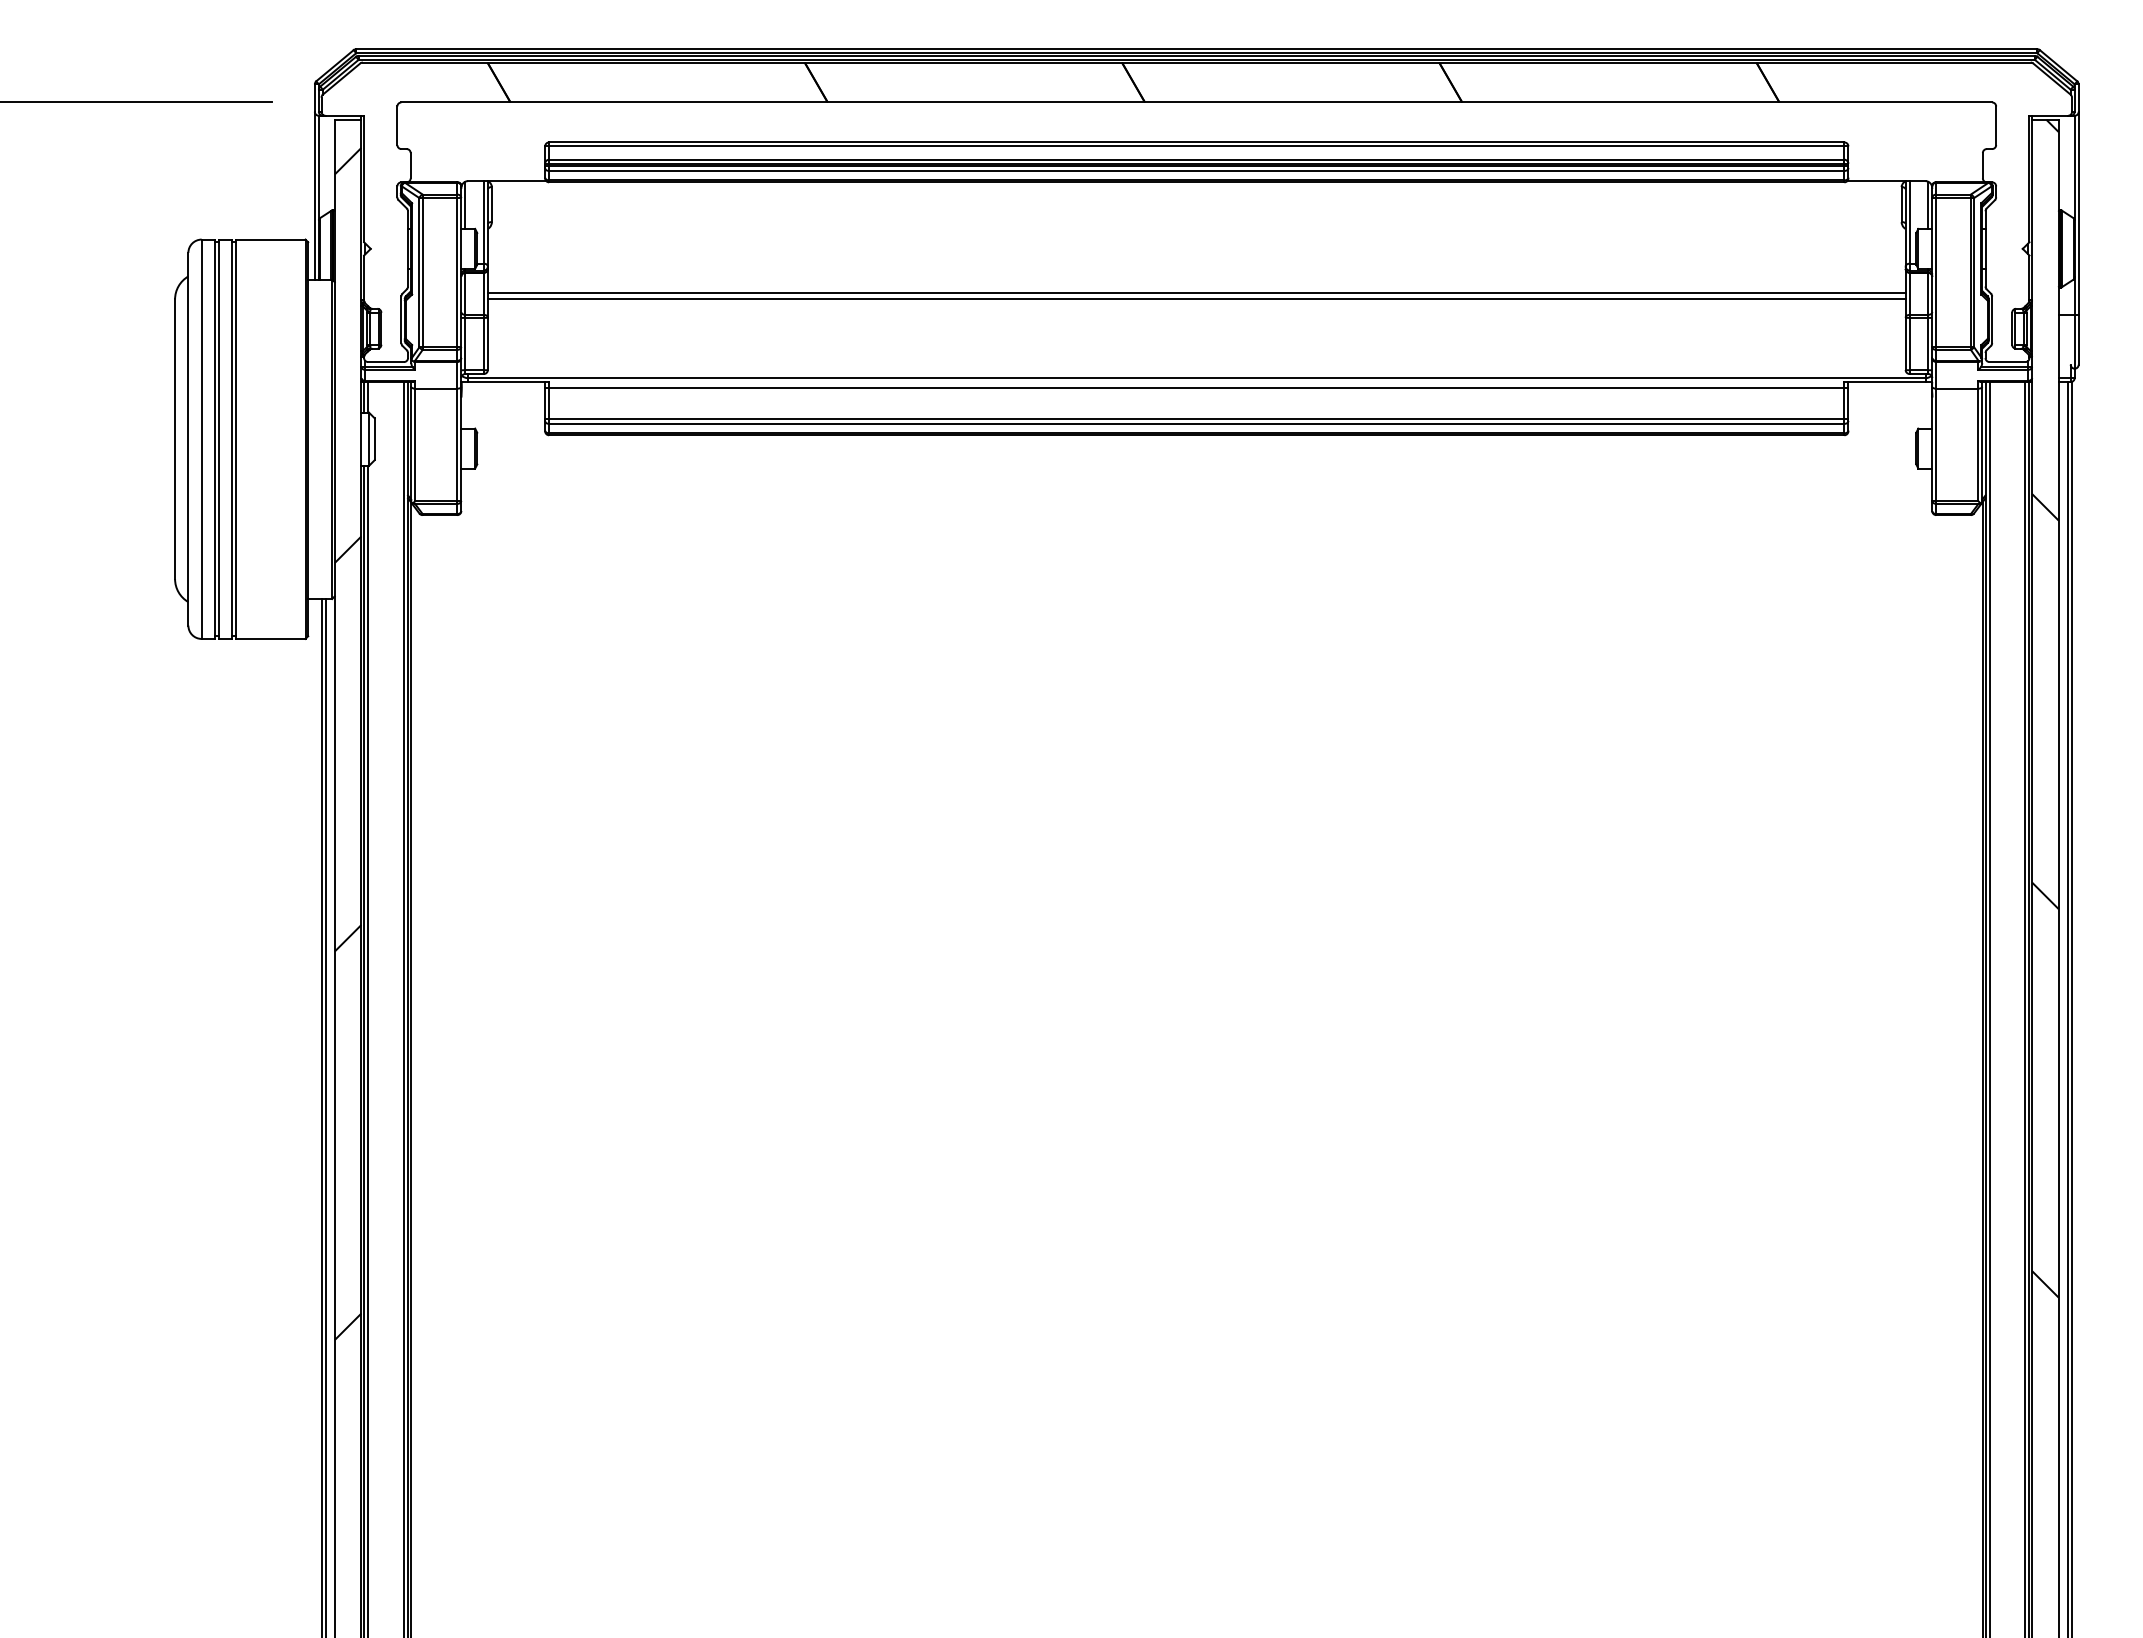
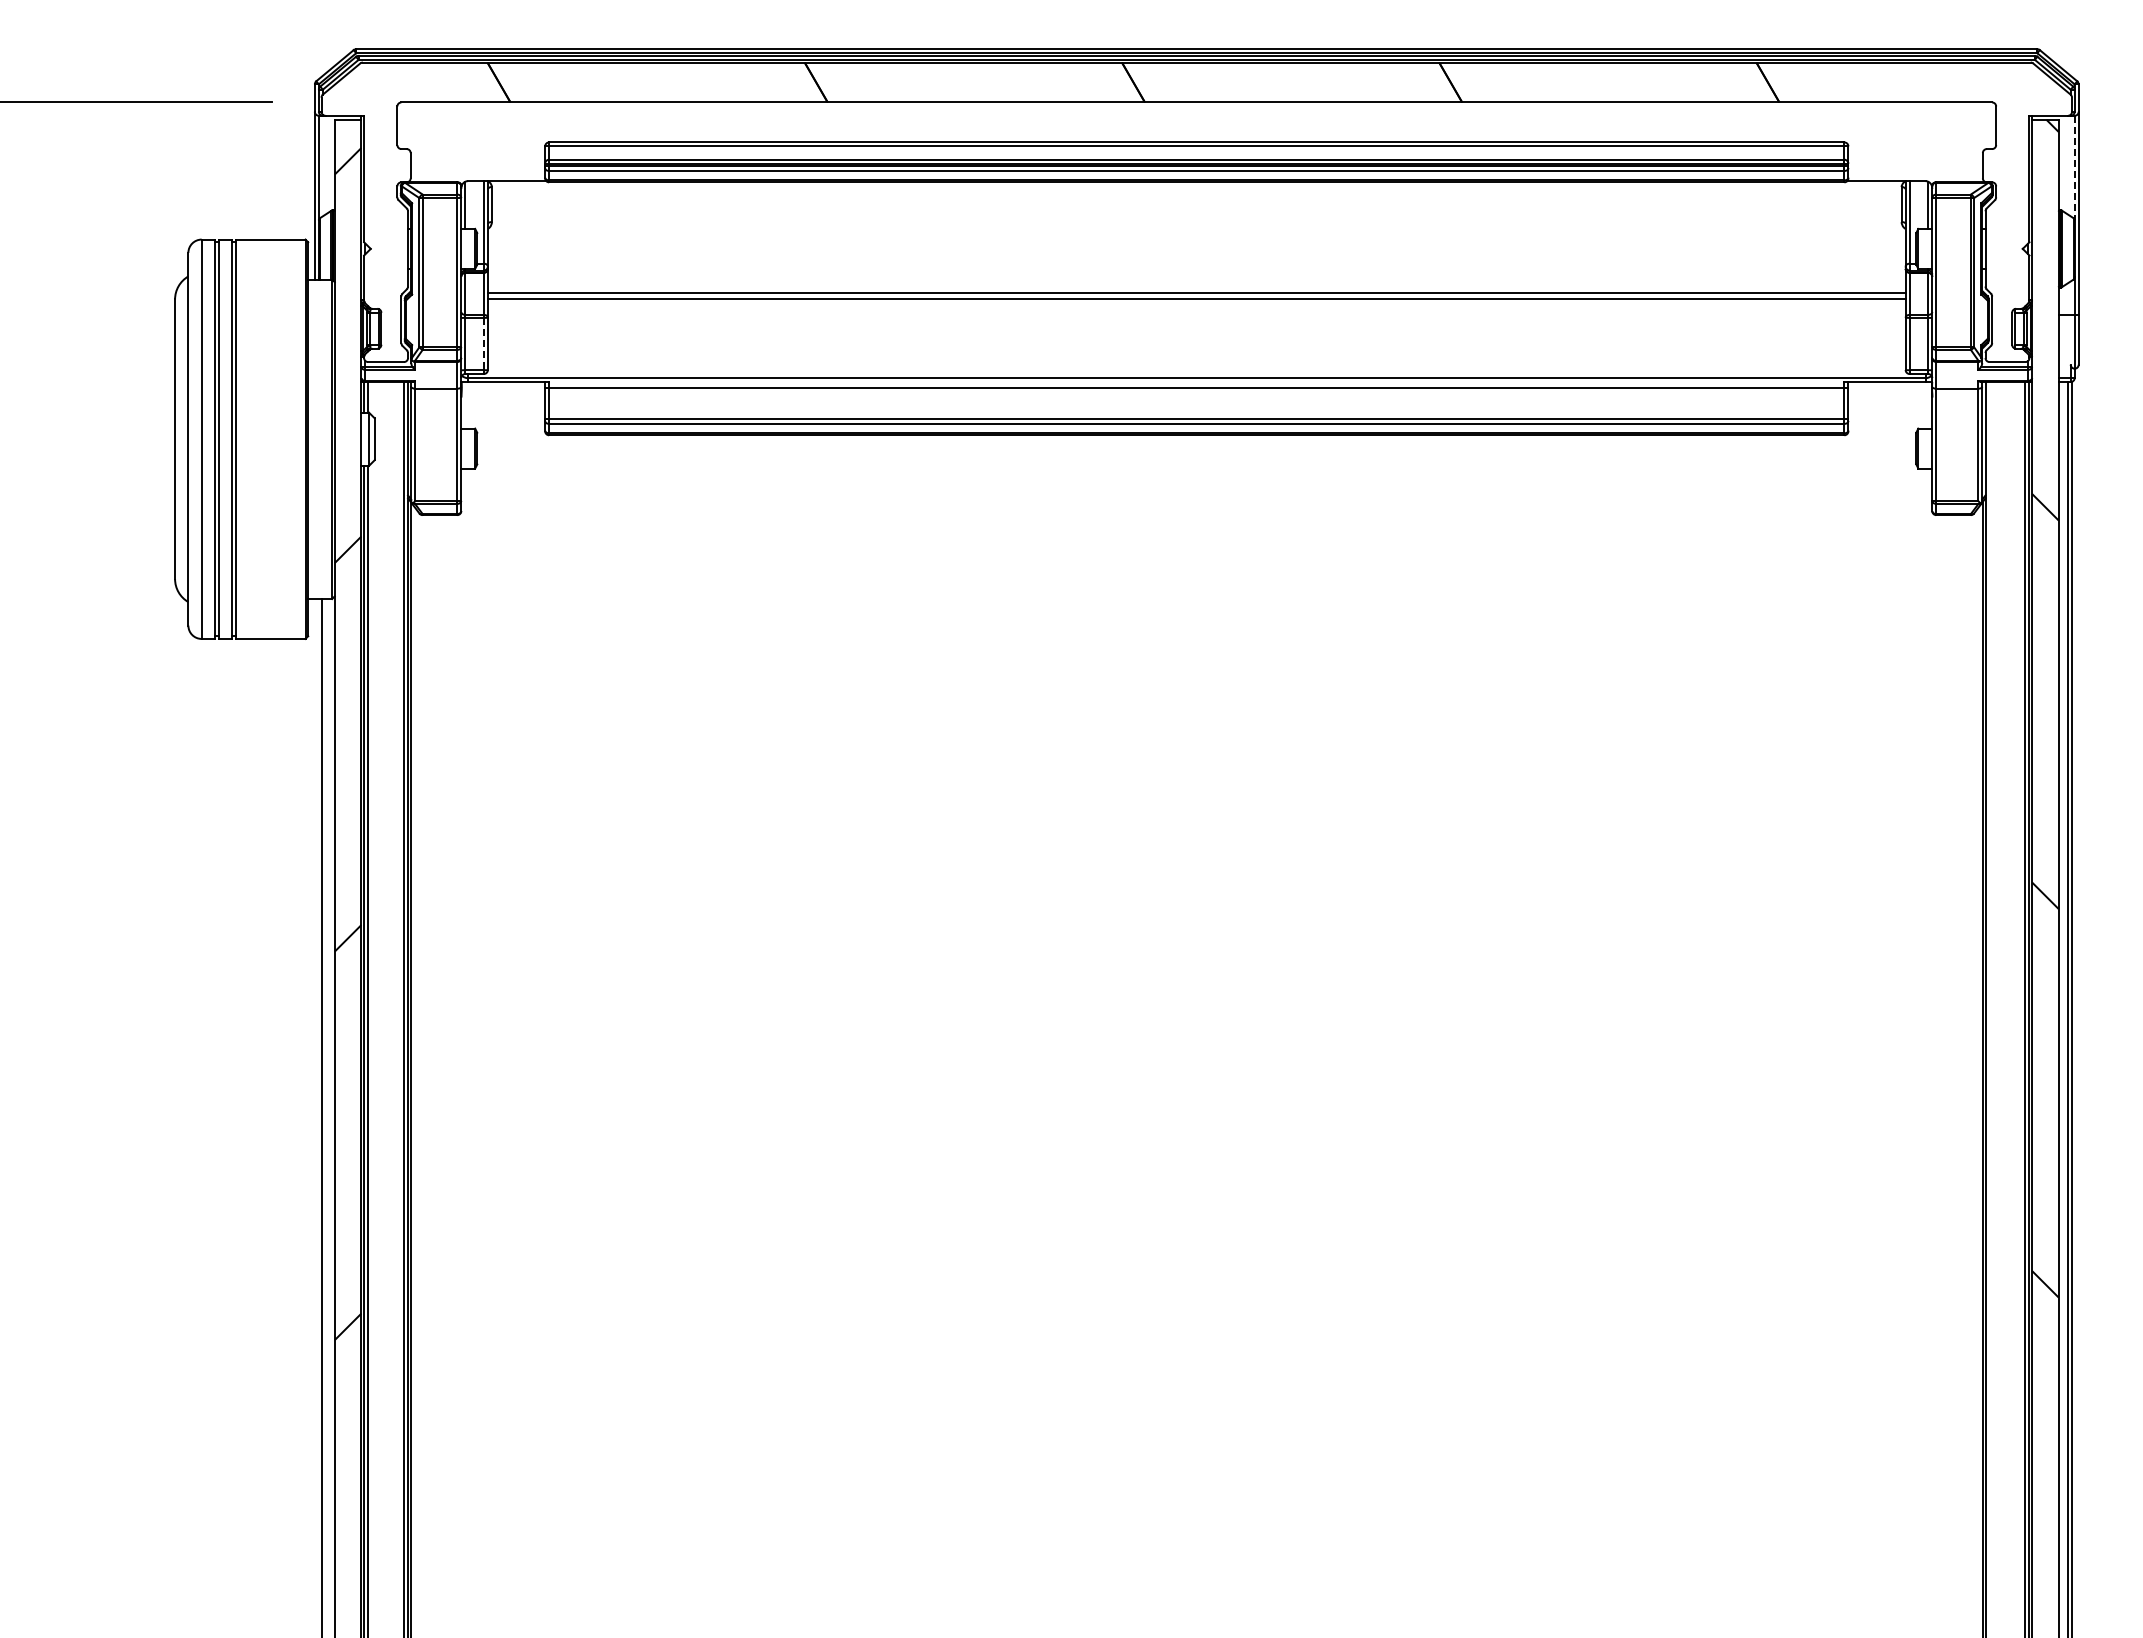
line: solid -> dashed (2074, 168)
line: solid -> dashed (483, 344)
line: present -> none (1989, 1008)
line: present -> none (325, 1116)
